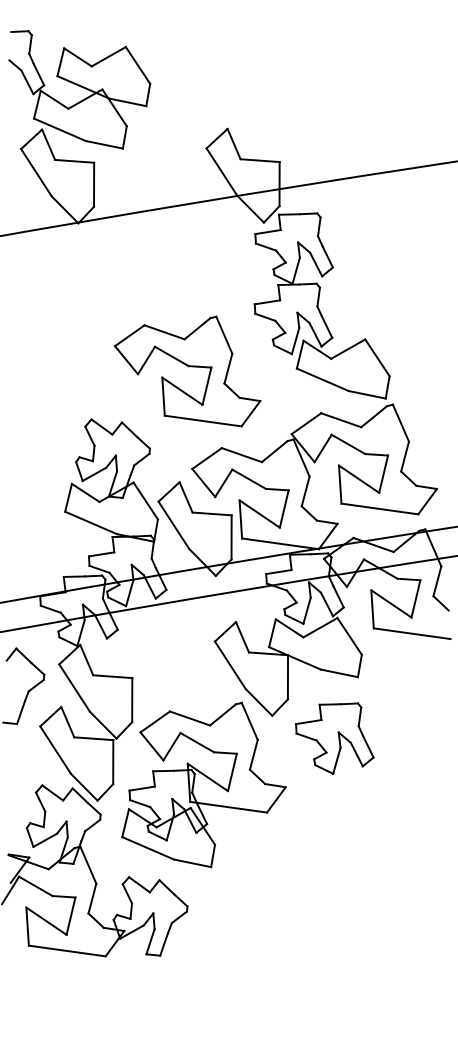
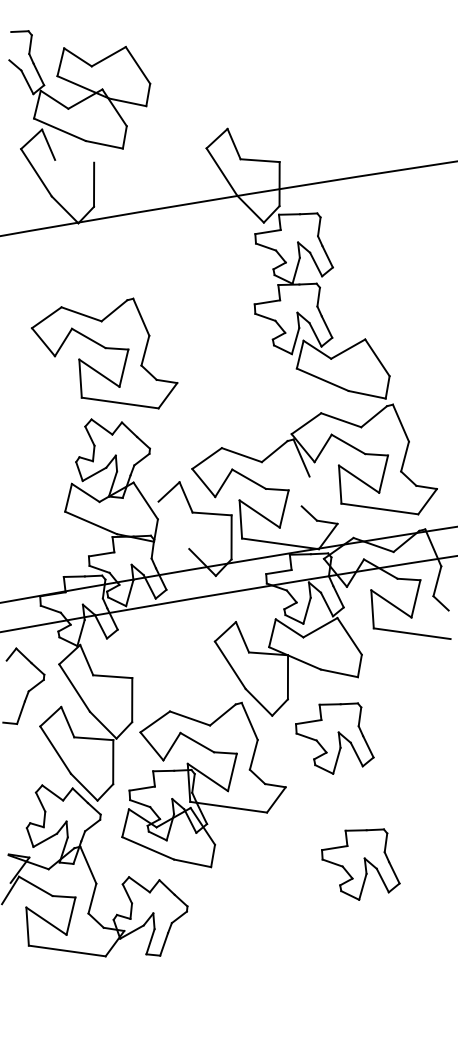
line: present -> none (74, 160)
part position: (187, 371) -> (104, 353) (104, 353)
line: present -> none (305, 491)
line: present -> none (173, 525)
part: none -> present (360, 864)
